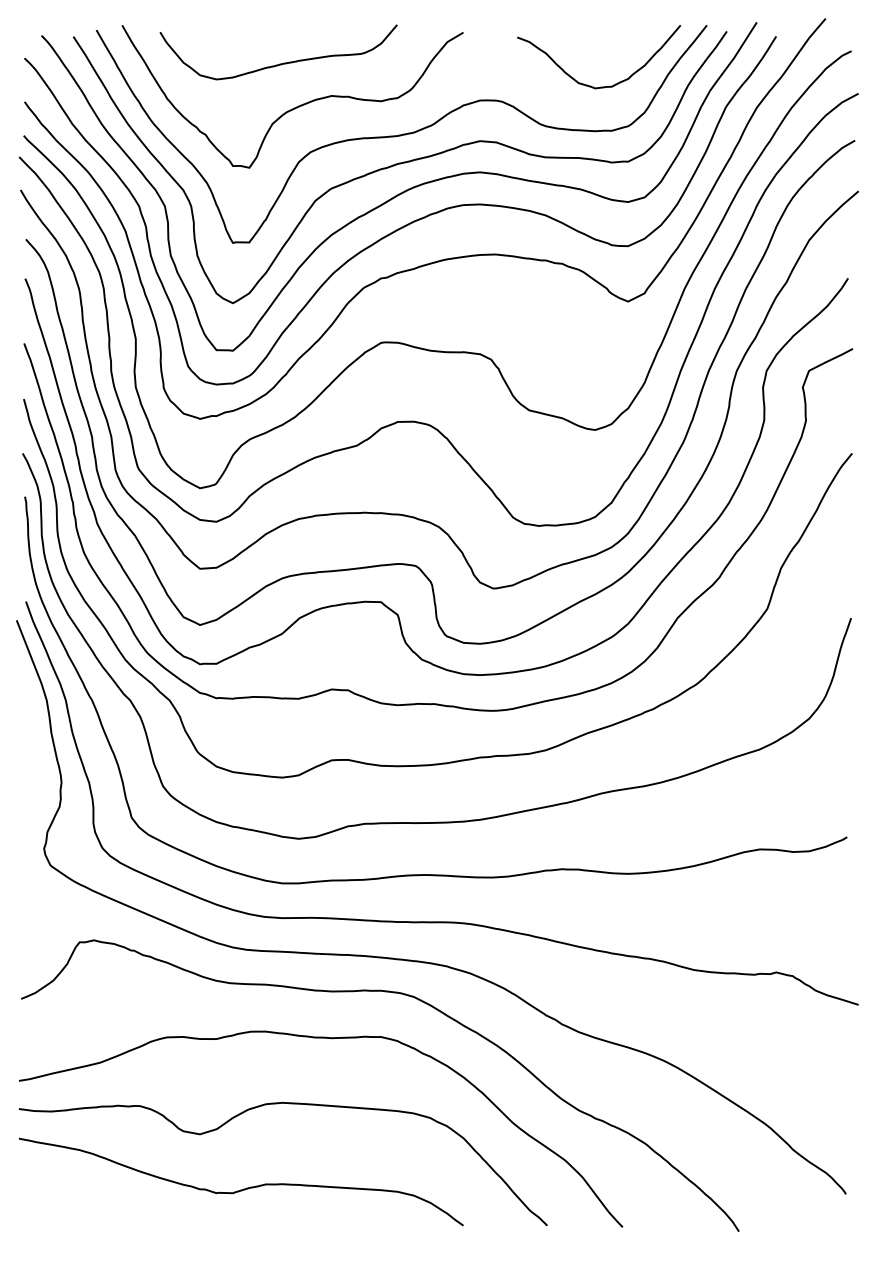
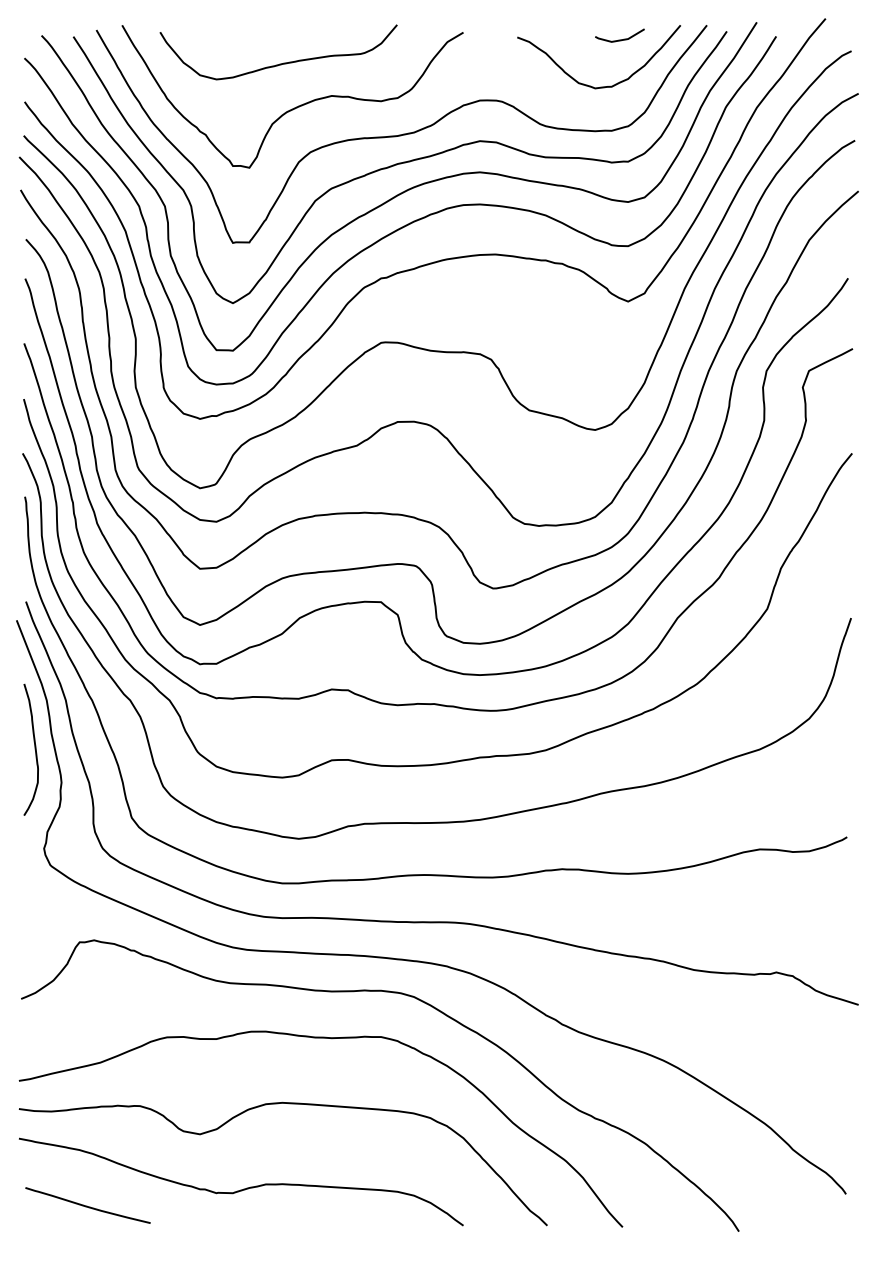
line: none -> present (619, 39)
curve: none -> present (34, 749)
curve: none -> present (87, 1205)
